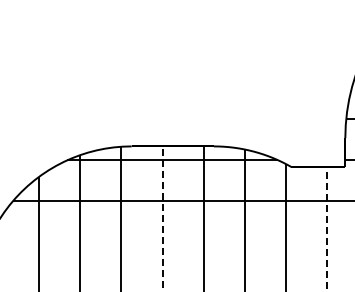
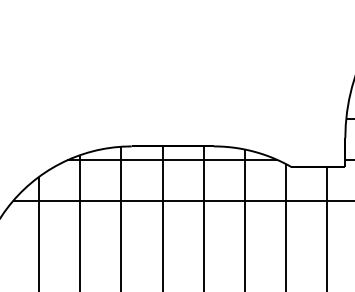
line: dashed -> solid (162, 218)
line: dashed -> solid (326, 228)
